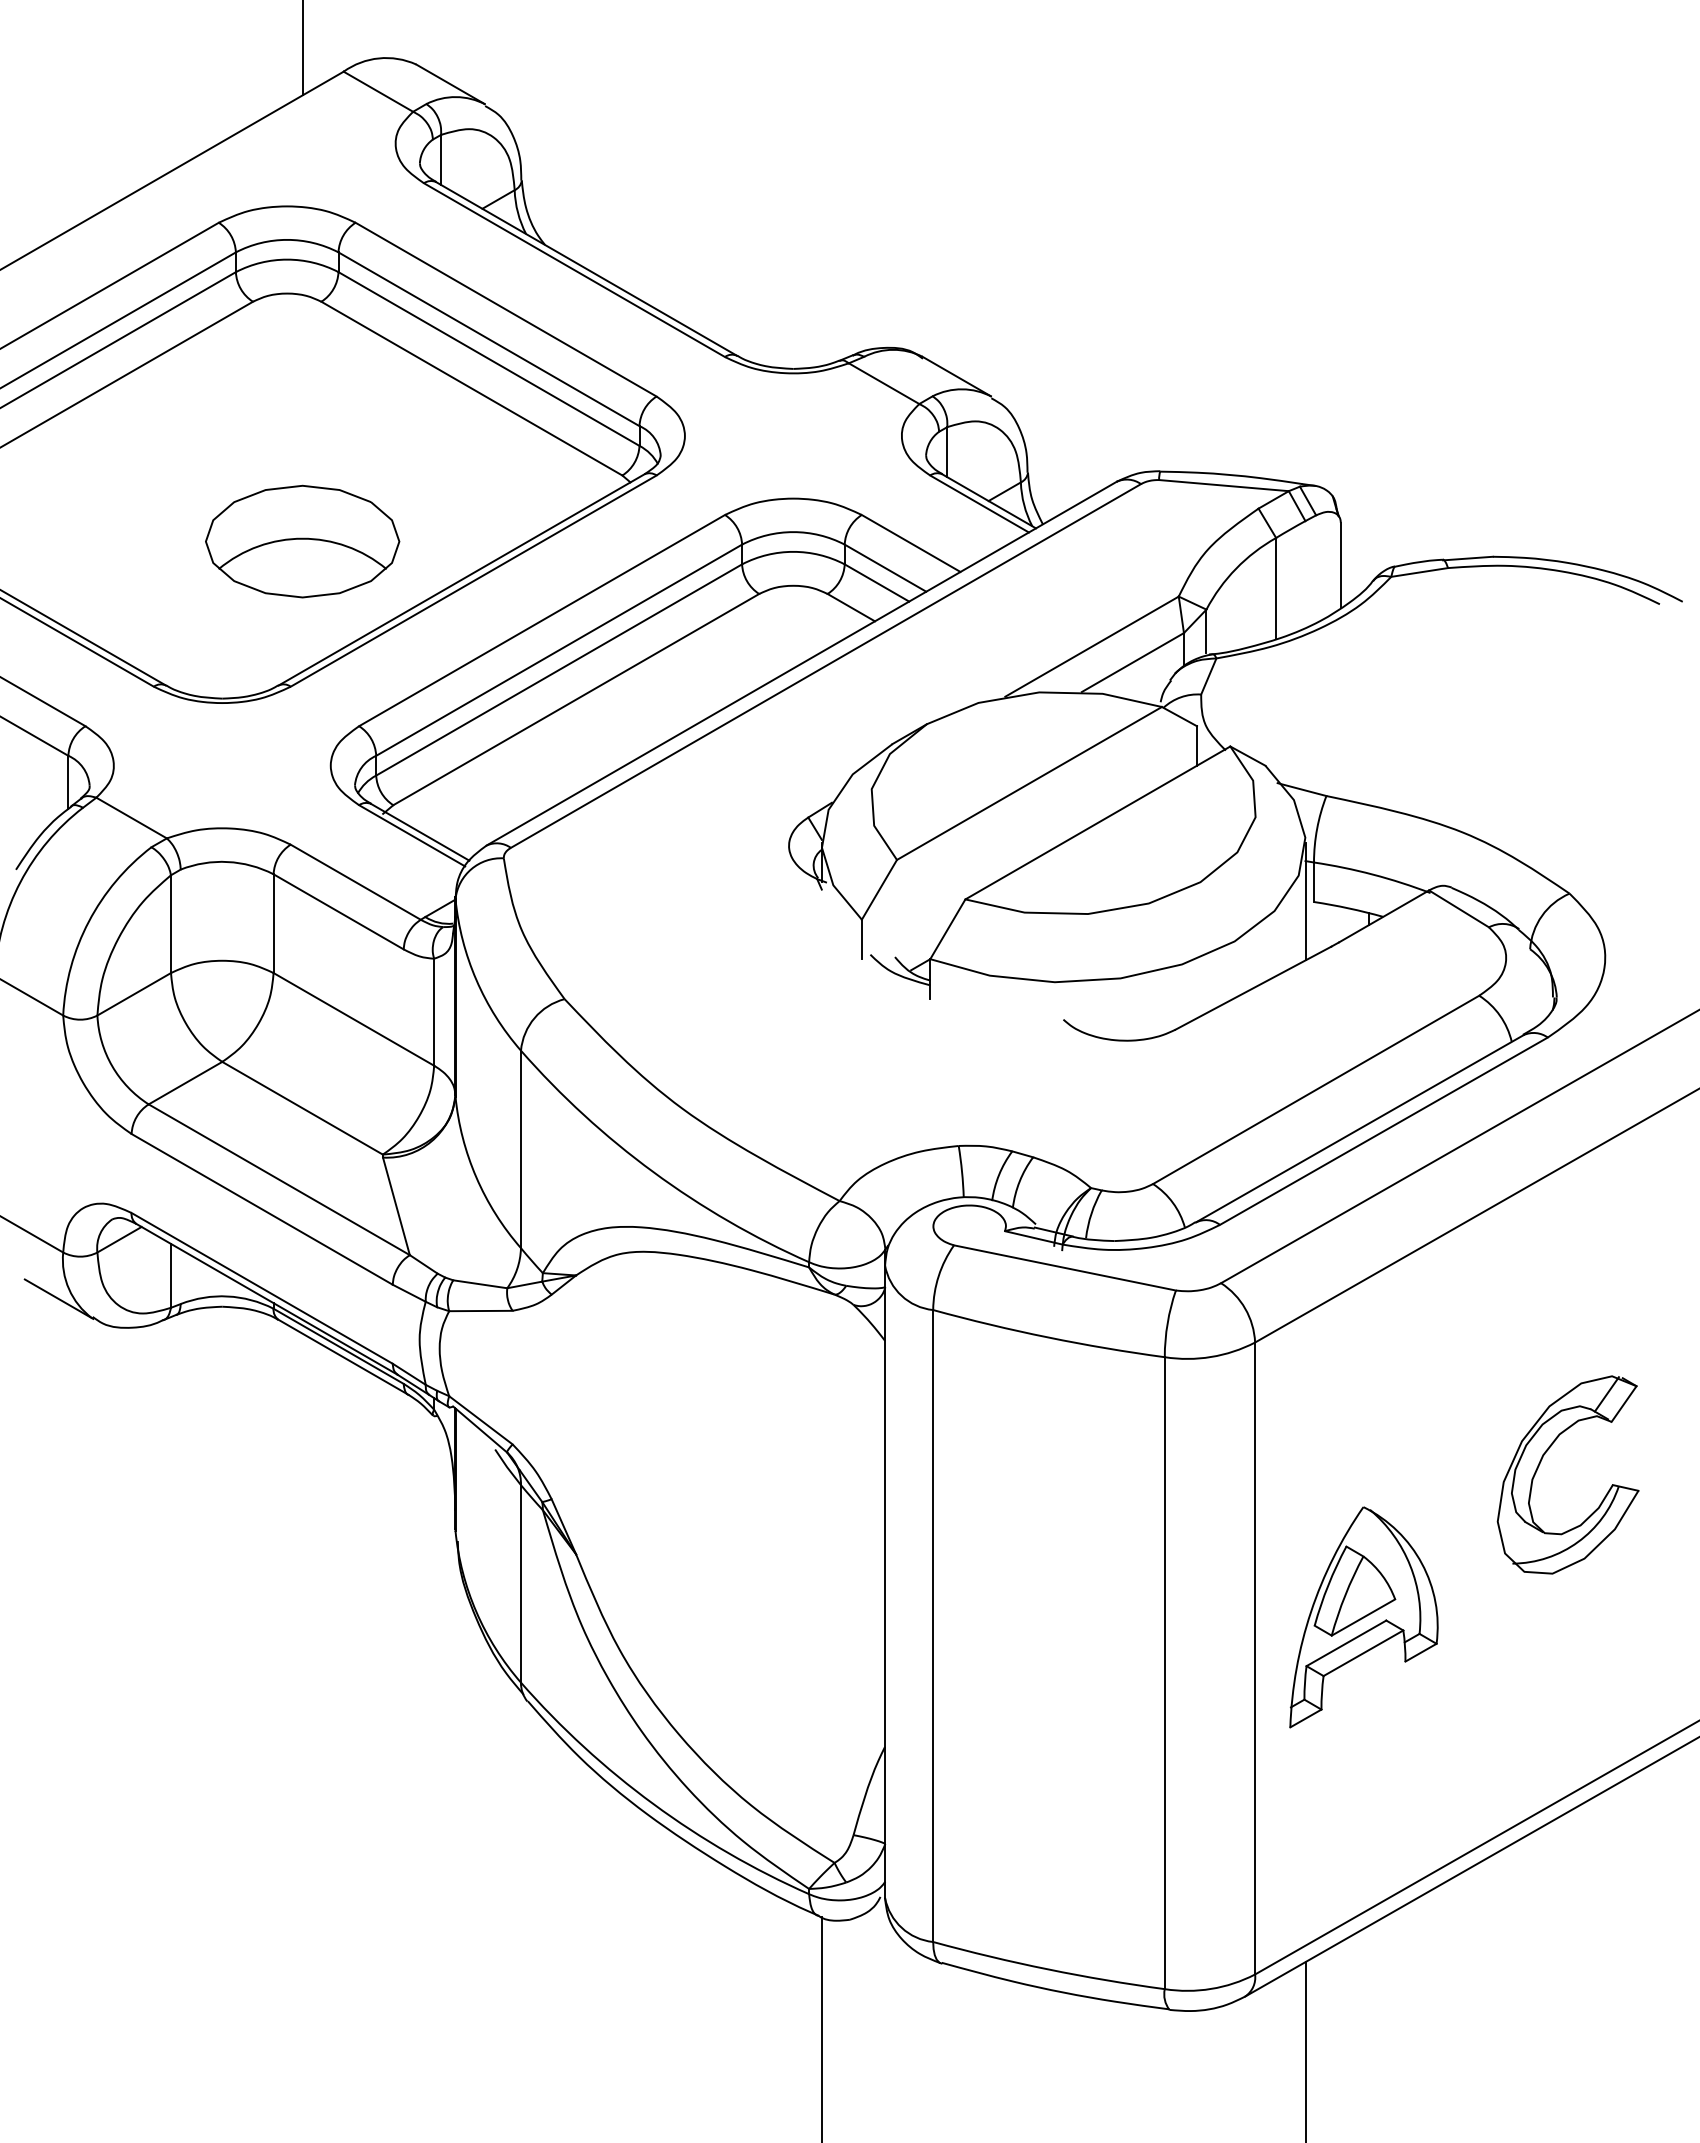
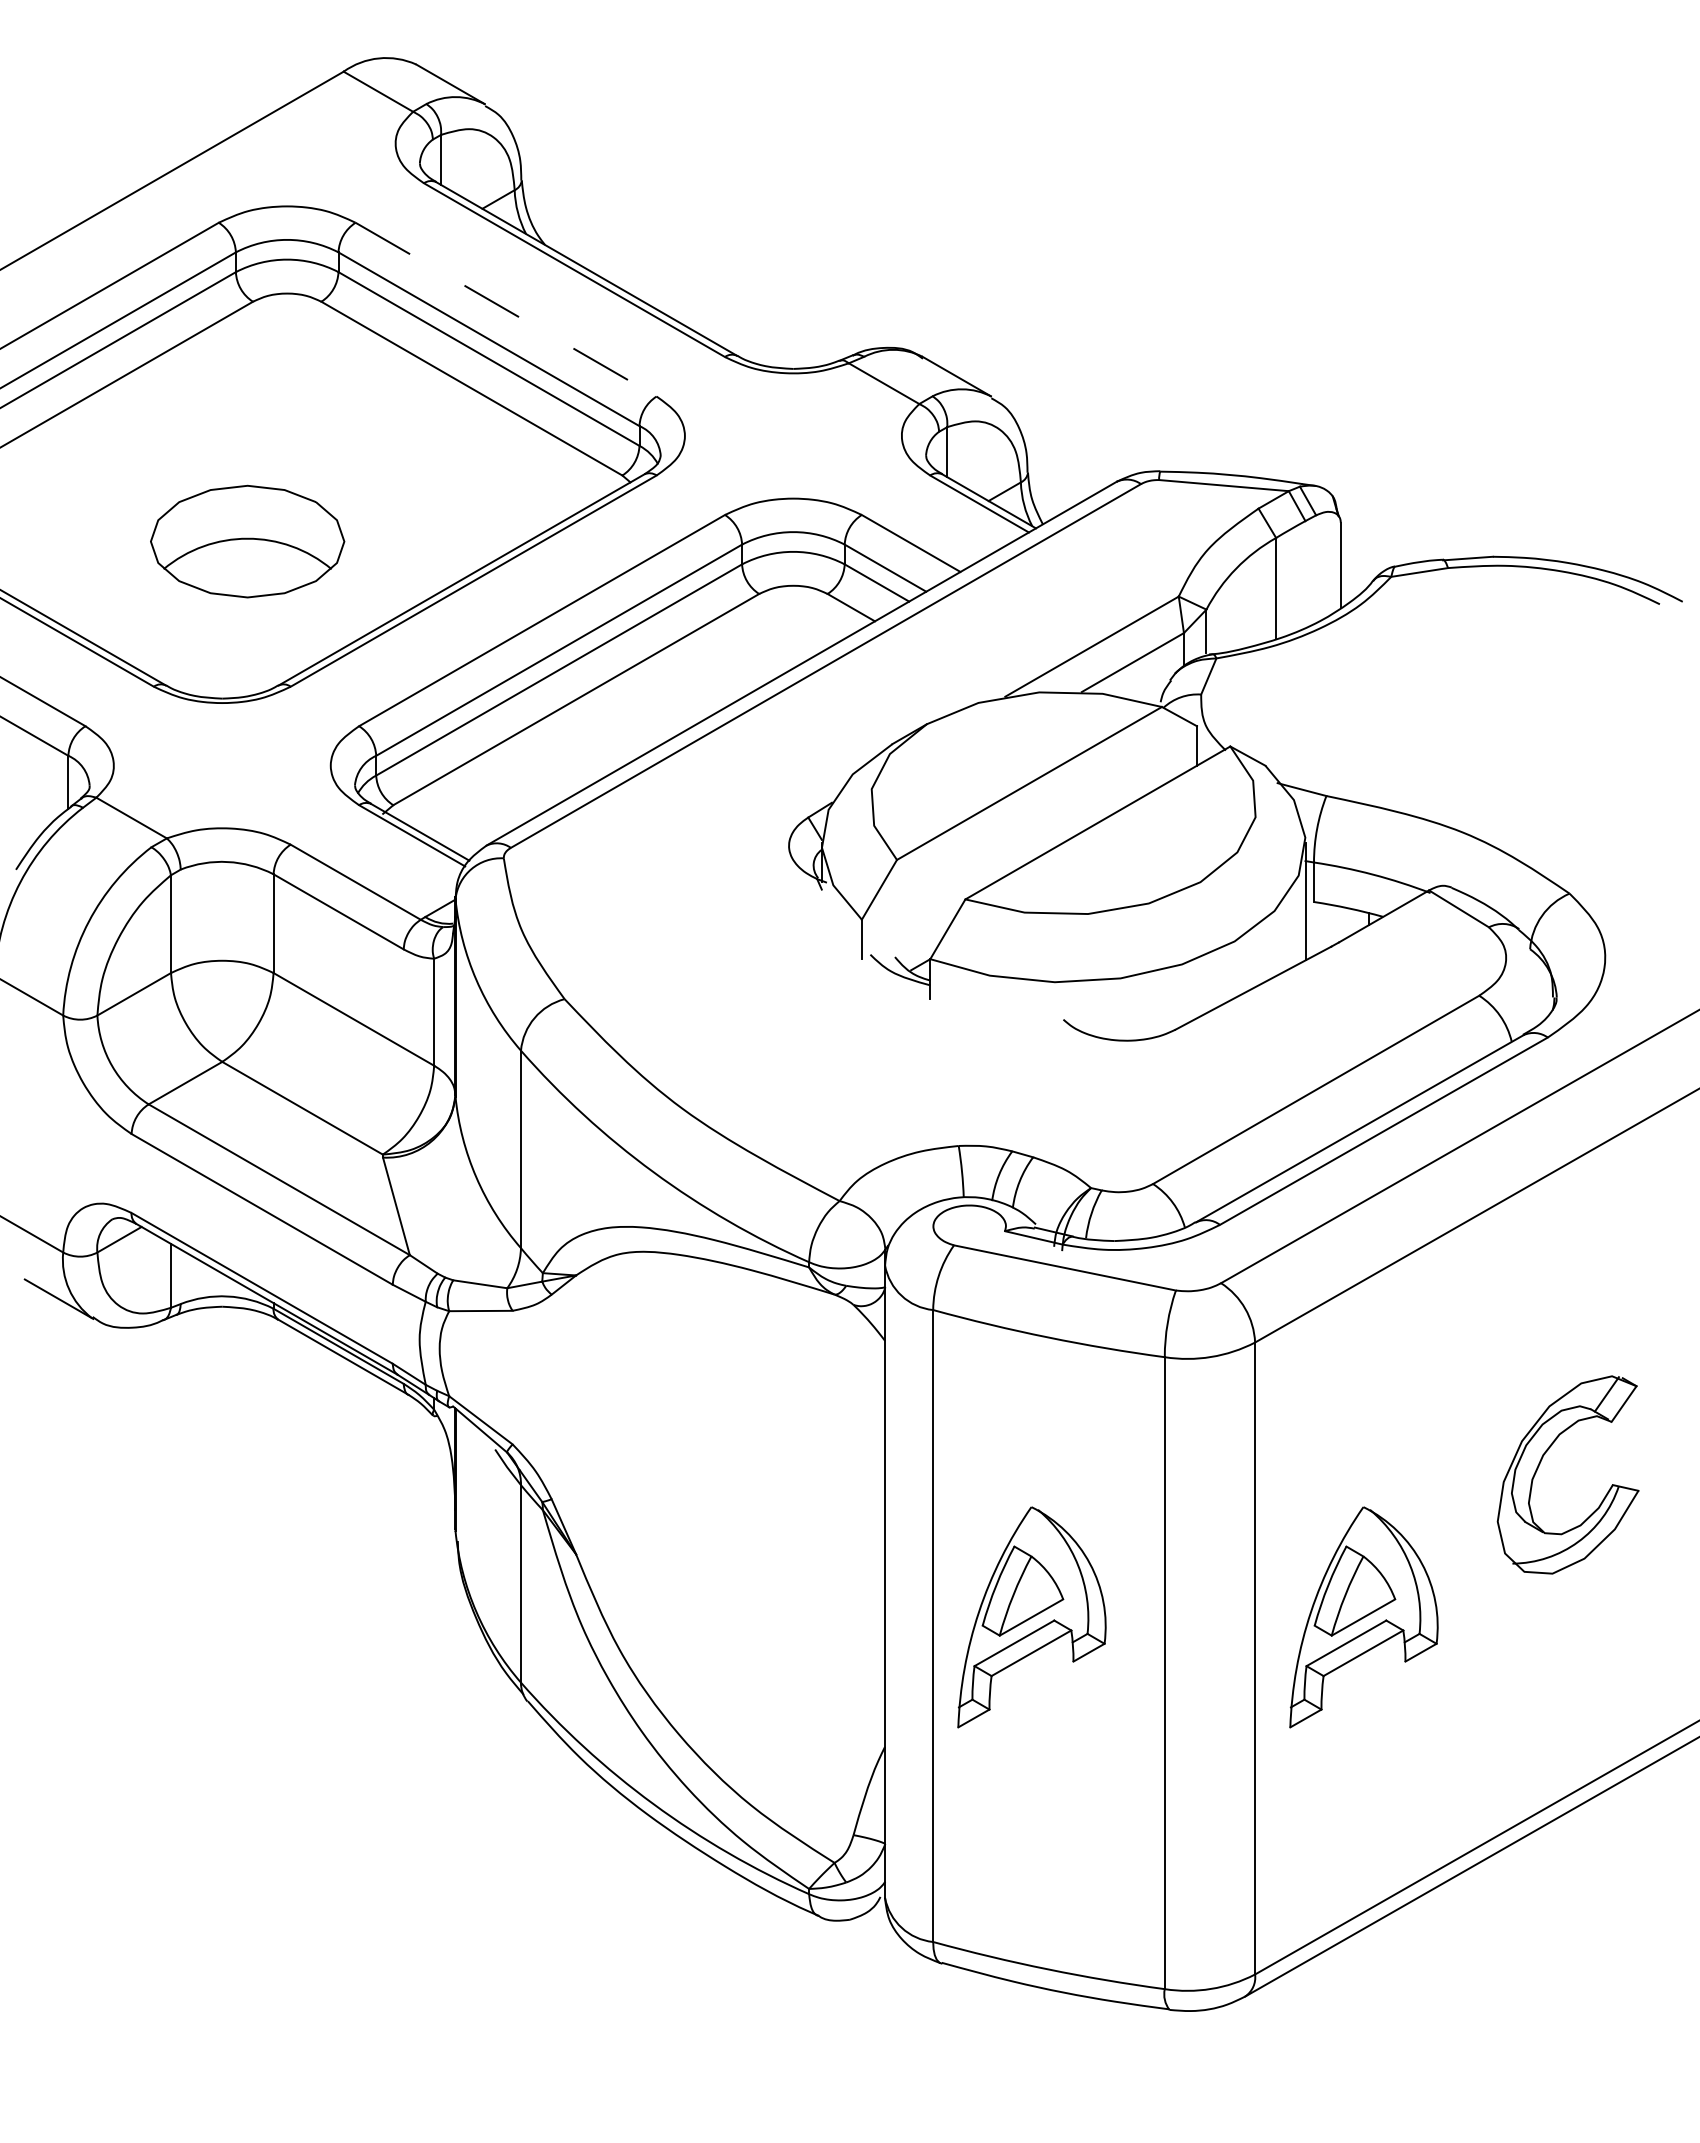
line: present -> none (302, 48)
line: solid -> dashed (506, 309)
part position: (302, 541) -> (247, 541) (247, 541)
part: none -> present (1031, 1617)
line: present -> none (821, 2028)
line: present -> none (1305, 2050)
